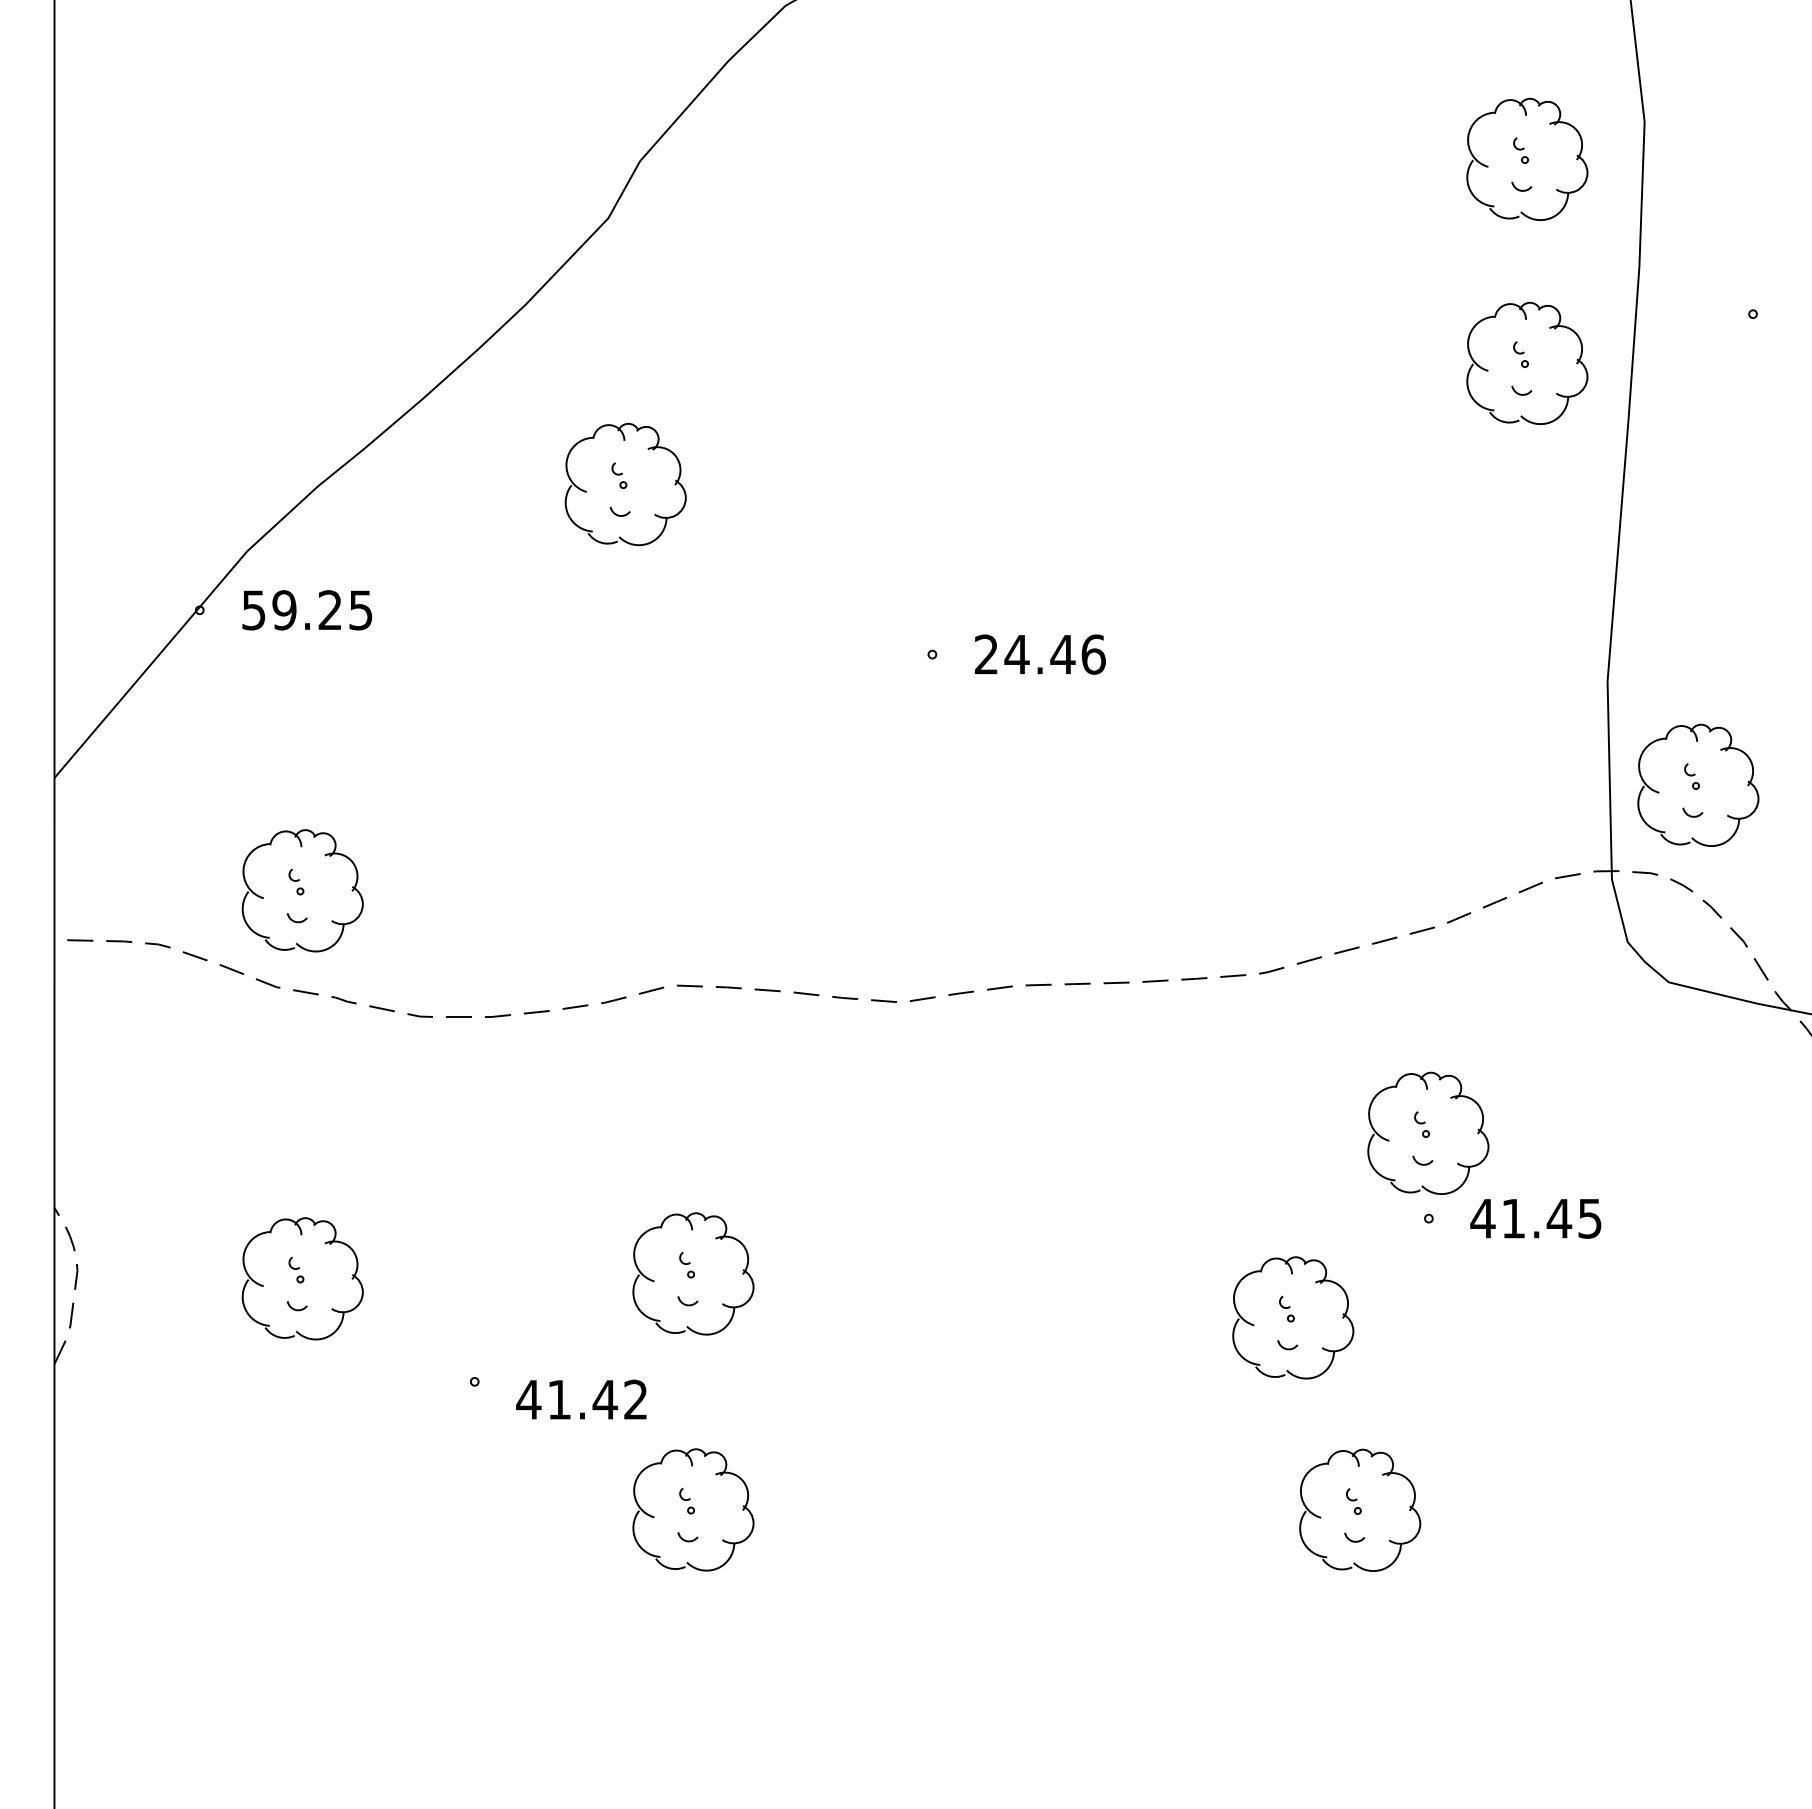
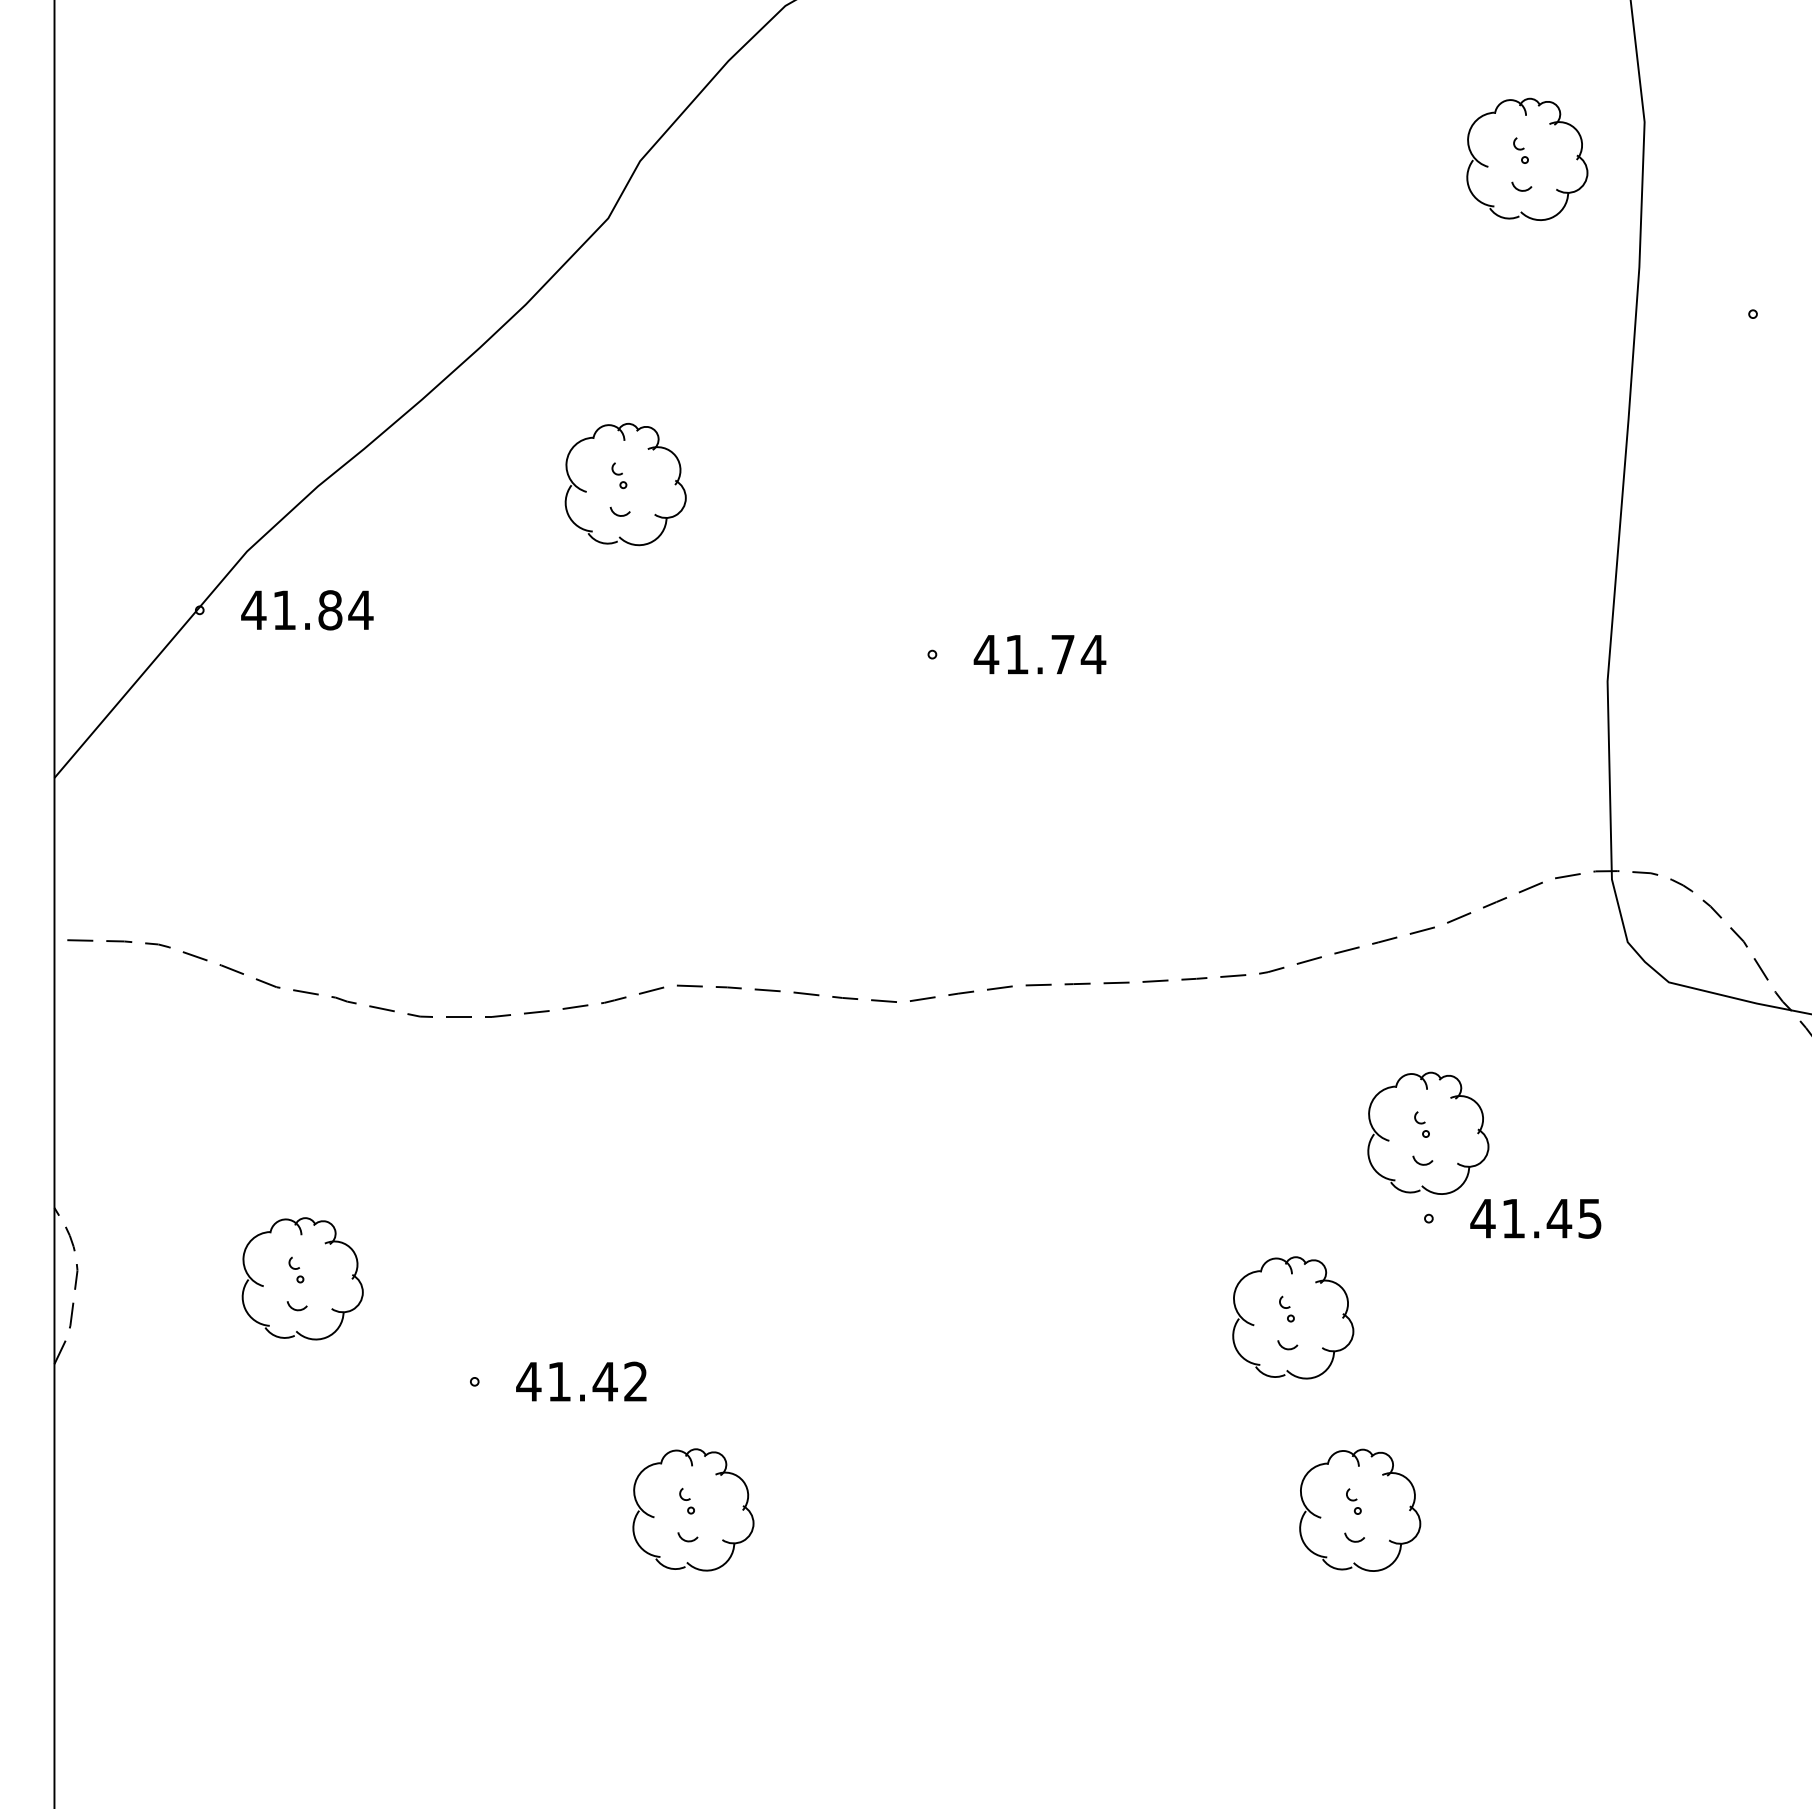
part: present -> none (1527, 362)
text: 59.25 -> 41.84 (307, 610)
text: 24.46 -> 41.74 (1039, 654)
part: present -> none (1698, 784)
part: present -> none (302, 890)
part: present -> none (693, 1273)
text position: (581, 1399) -> (581, 1381) (581, 1381)
